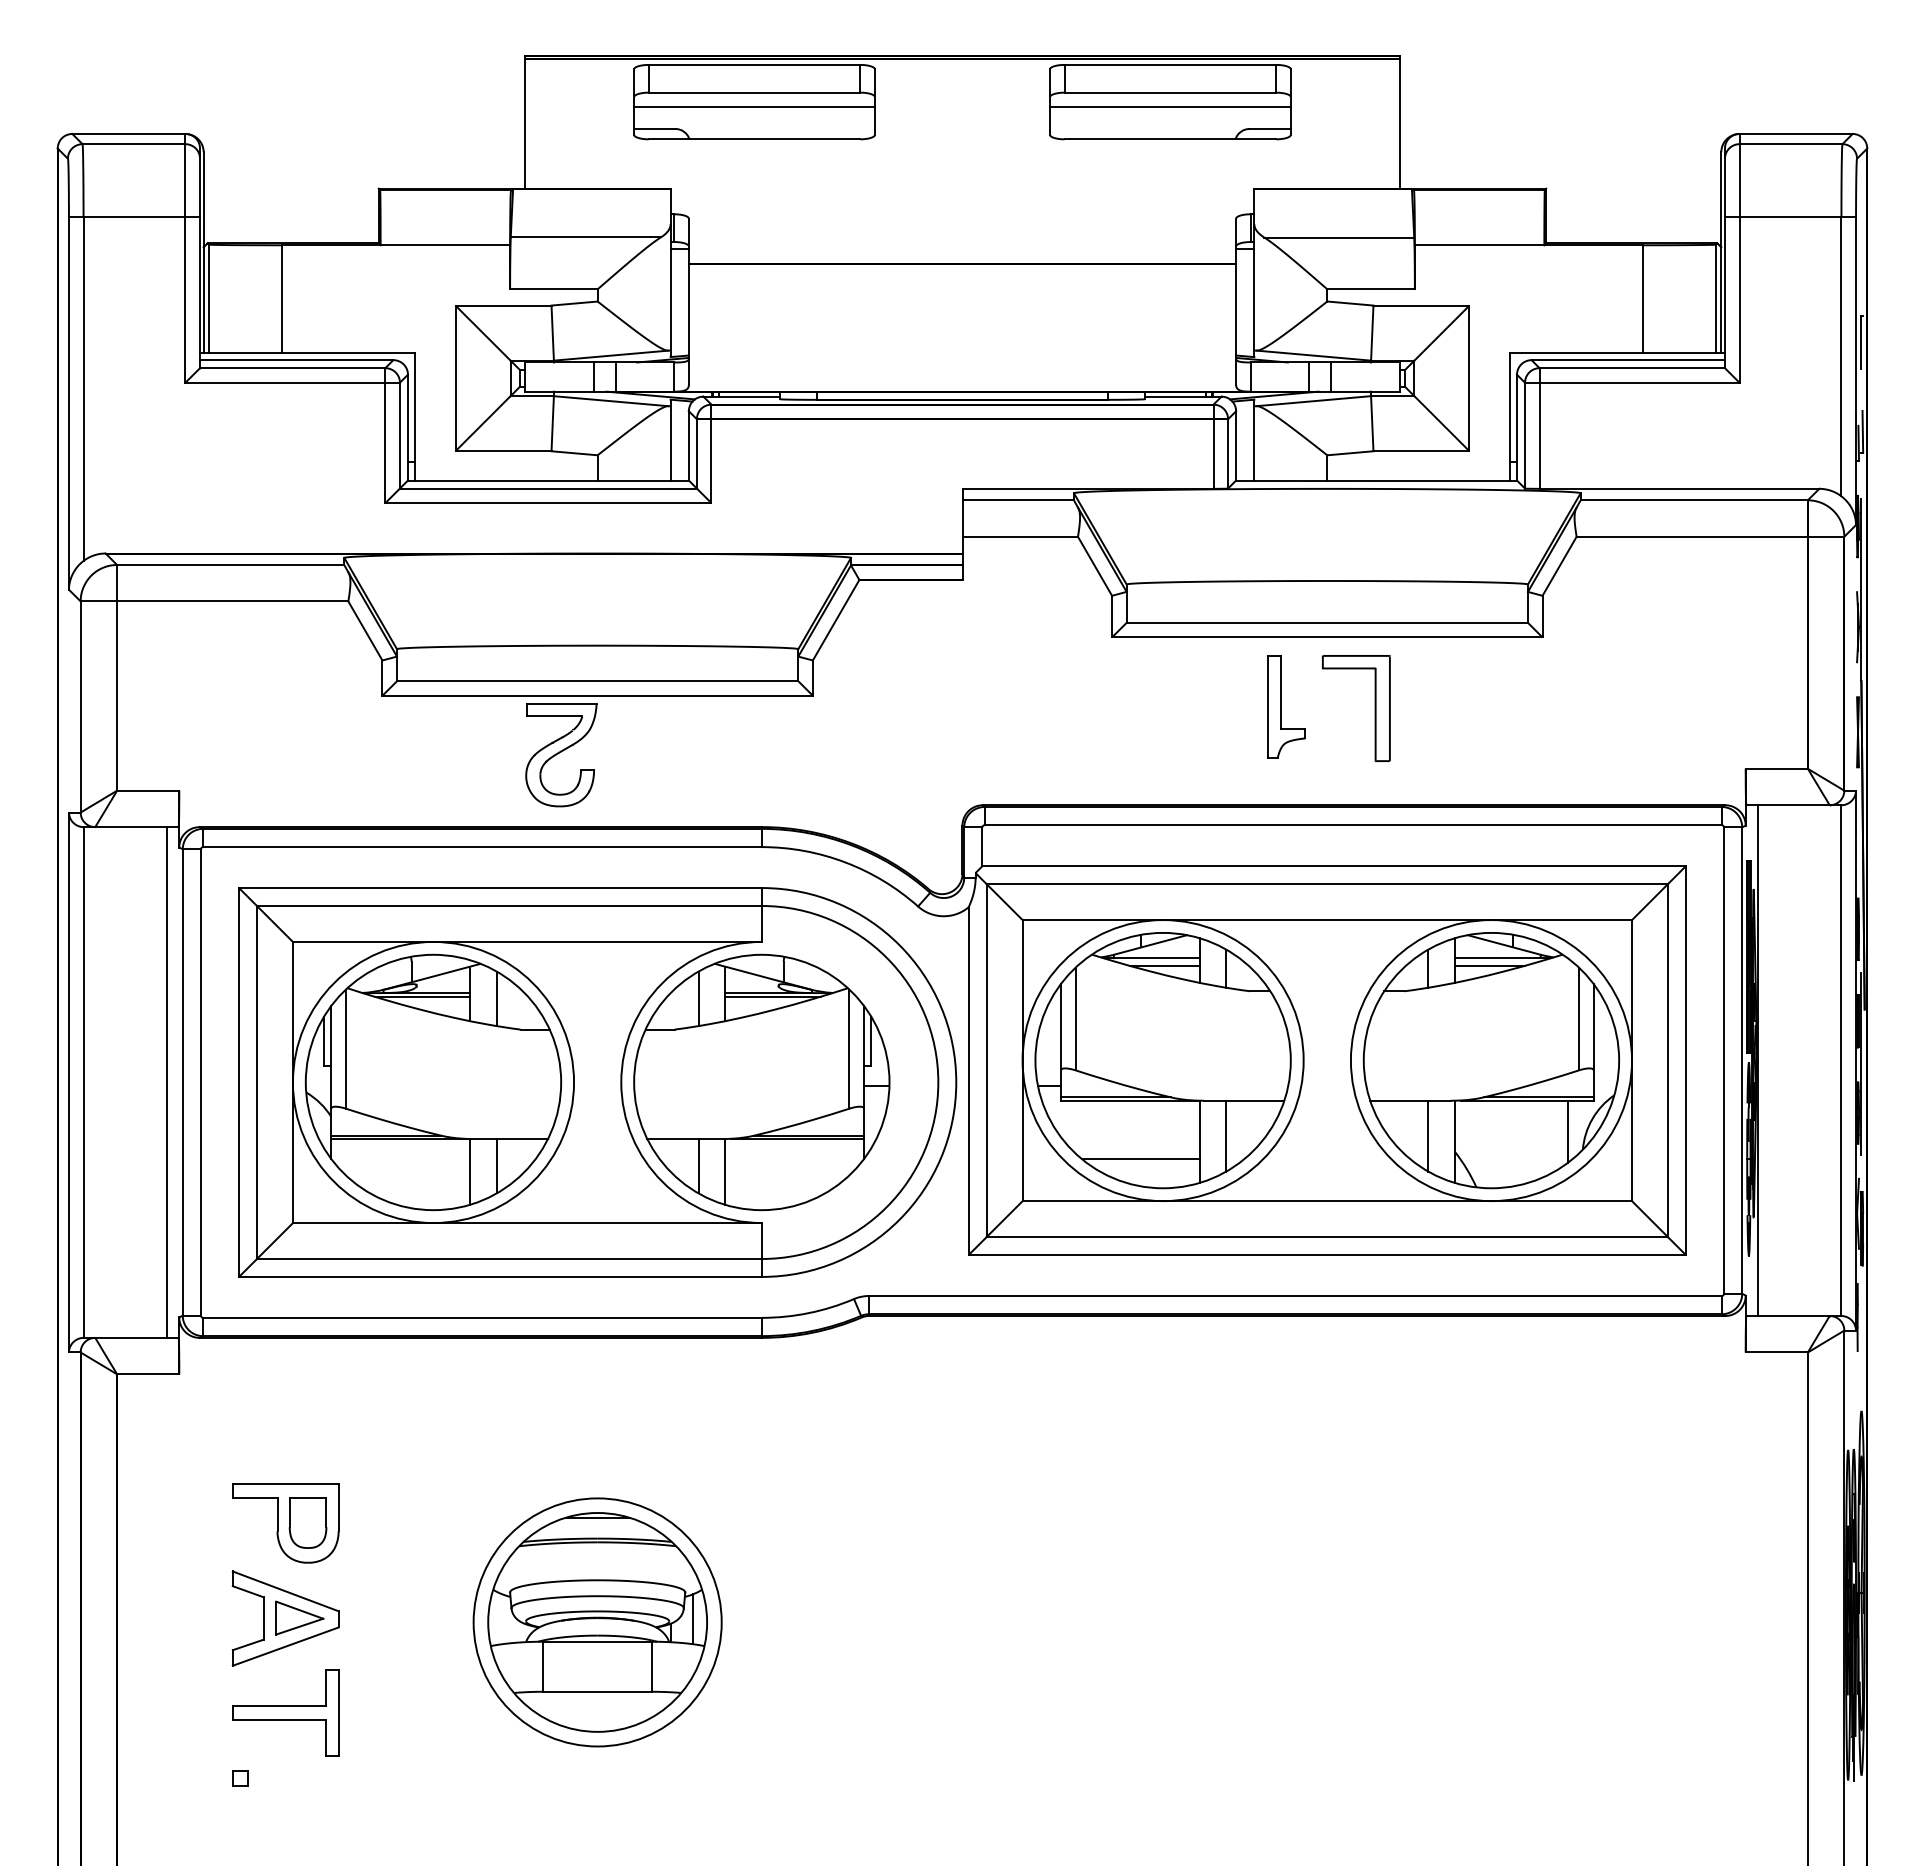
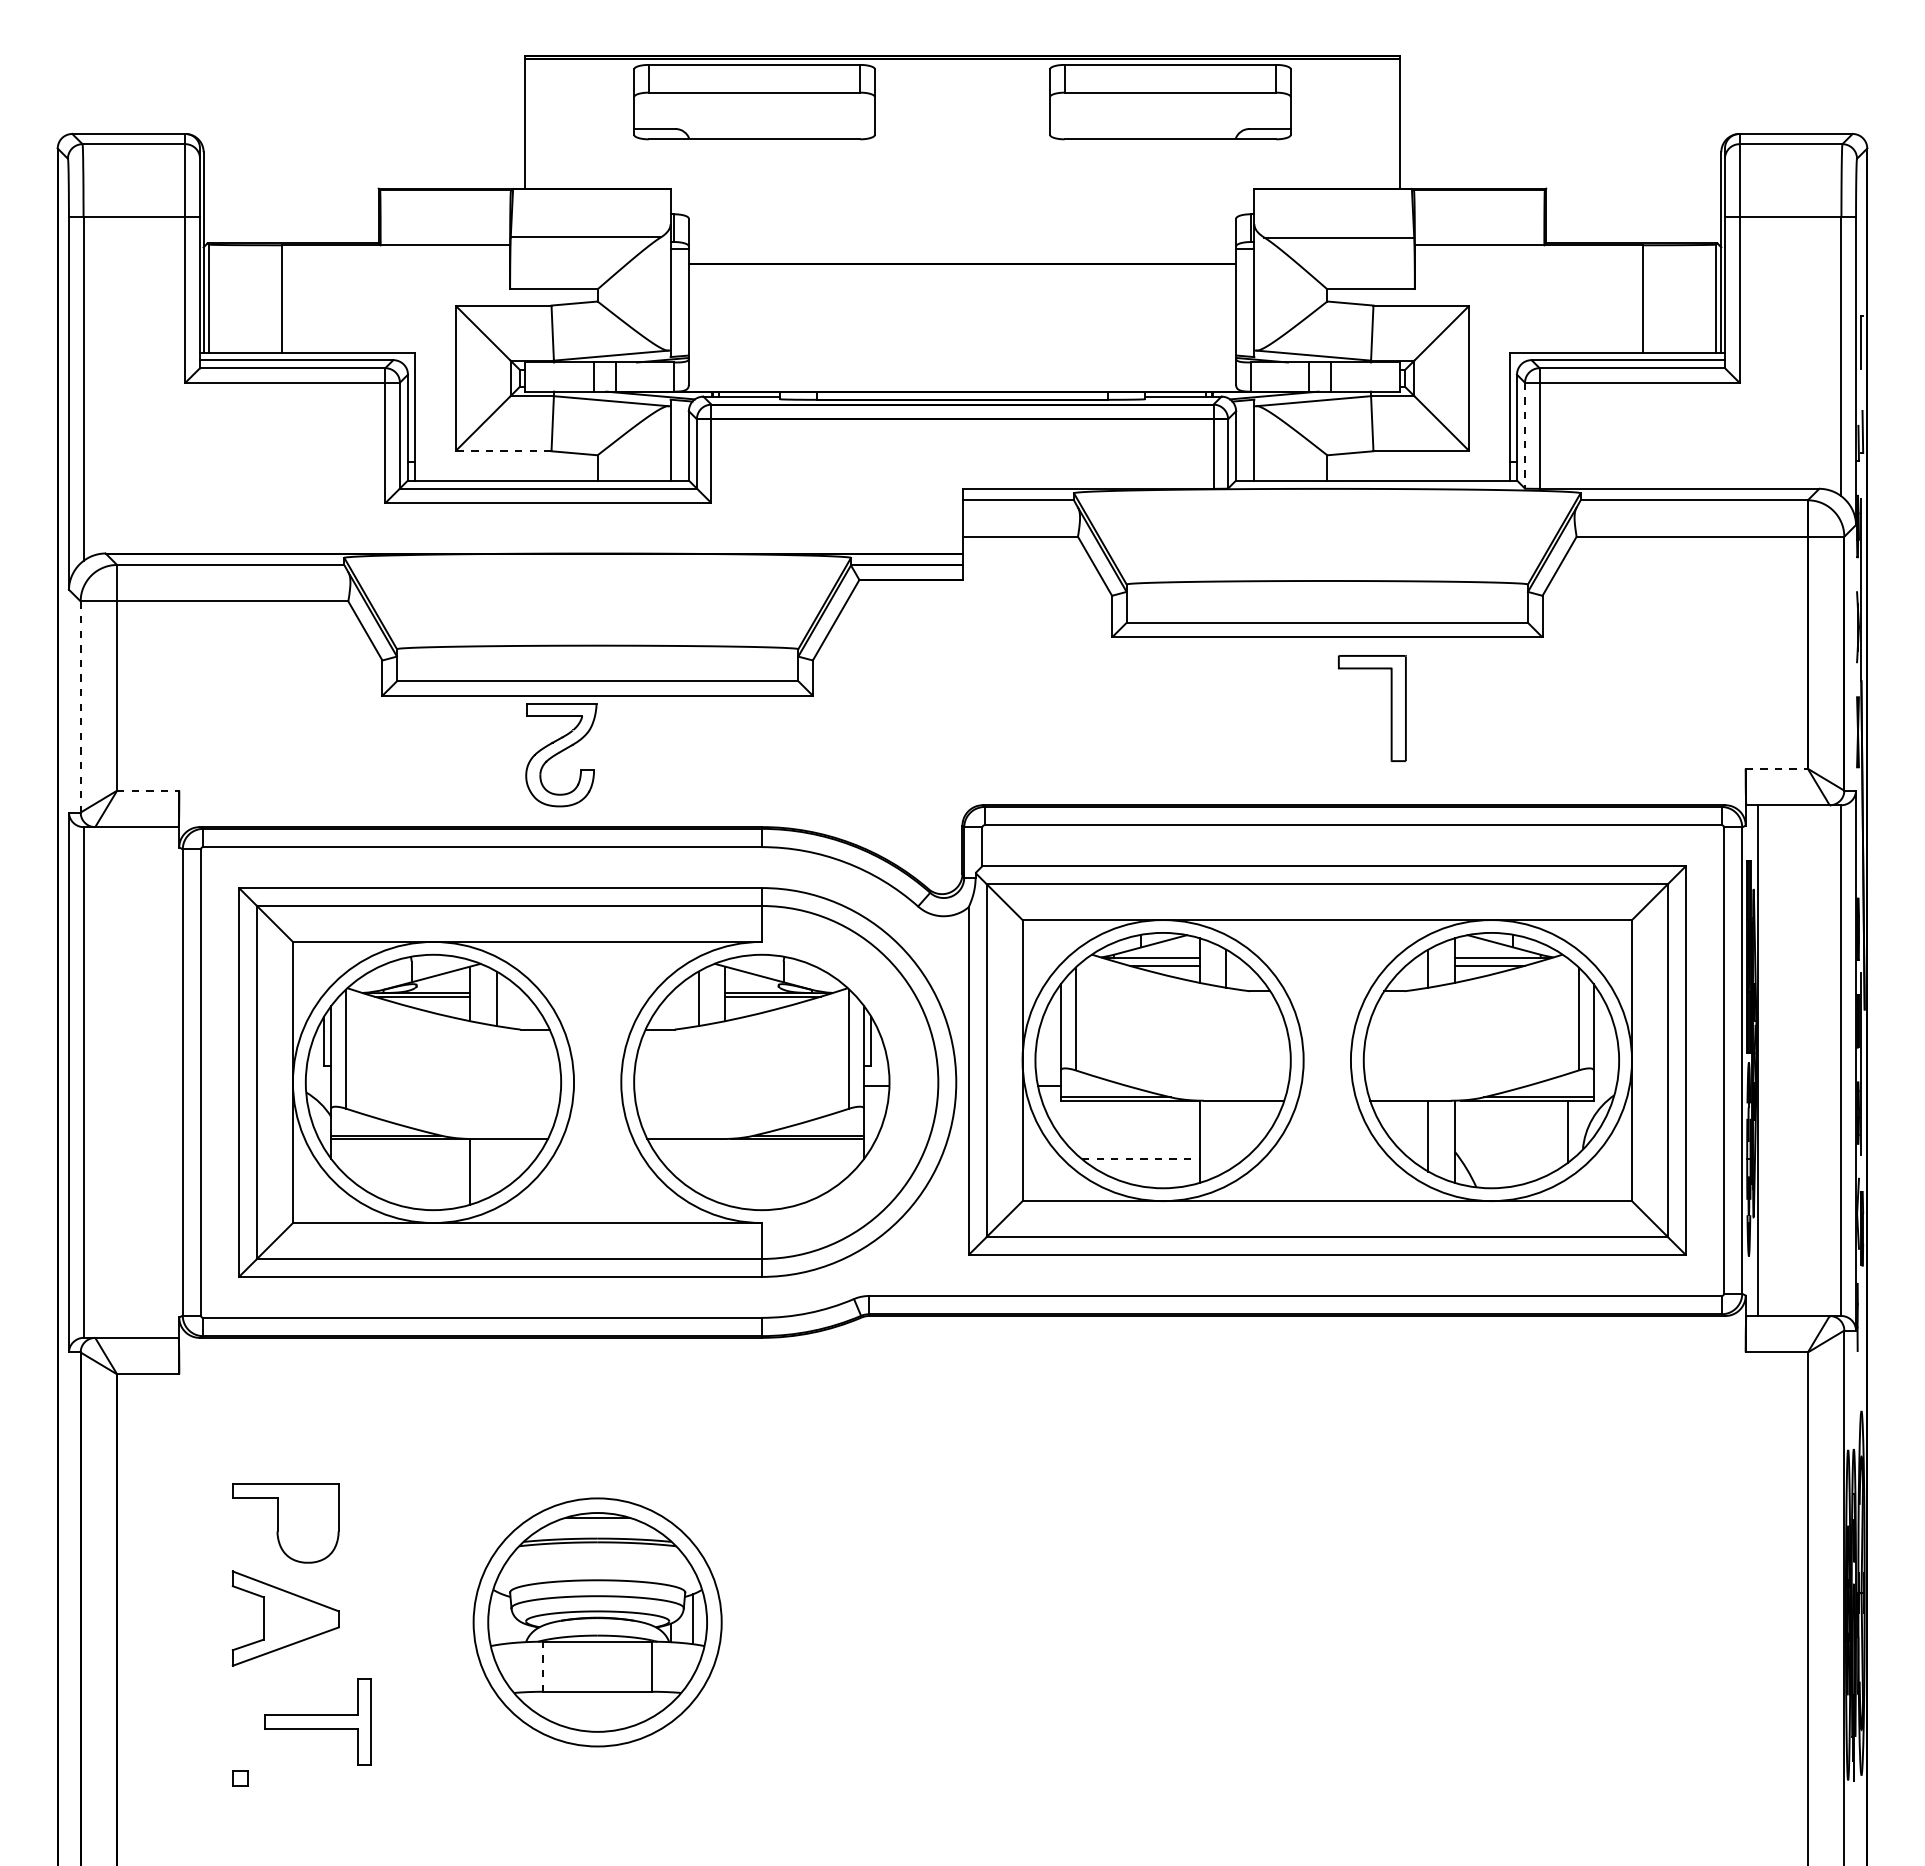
line: present -> none (754, 107)
line: present -> none (1170, 107)
line: solid -> dashed (1525, 435)
line: solid -> dashed (503, 451)
line: solid -> dashed (80, 706)
part: present -> none (1286, 706)
part position: (1374, 708) -> (1390, 708) (1390, 708)
line: solid -> dashed (1777, 768)
line: solid -> dashed (148, 790)
line: present -> none (167, 1082)
line: present -> none (1226, 1135)
line: solid -> dashed (1140, 1159)
line: present -> none (496, 1166)
line: present -> none (698, 1166)
line: present -> none (725, 1171)
part: present -> none (307, 1522)
part: present -> none (299, 1617)
line: solid -> dashed (542, 1666)
part position: (285, 1712) -> (317, 1721) (317, 1721)
